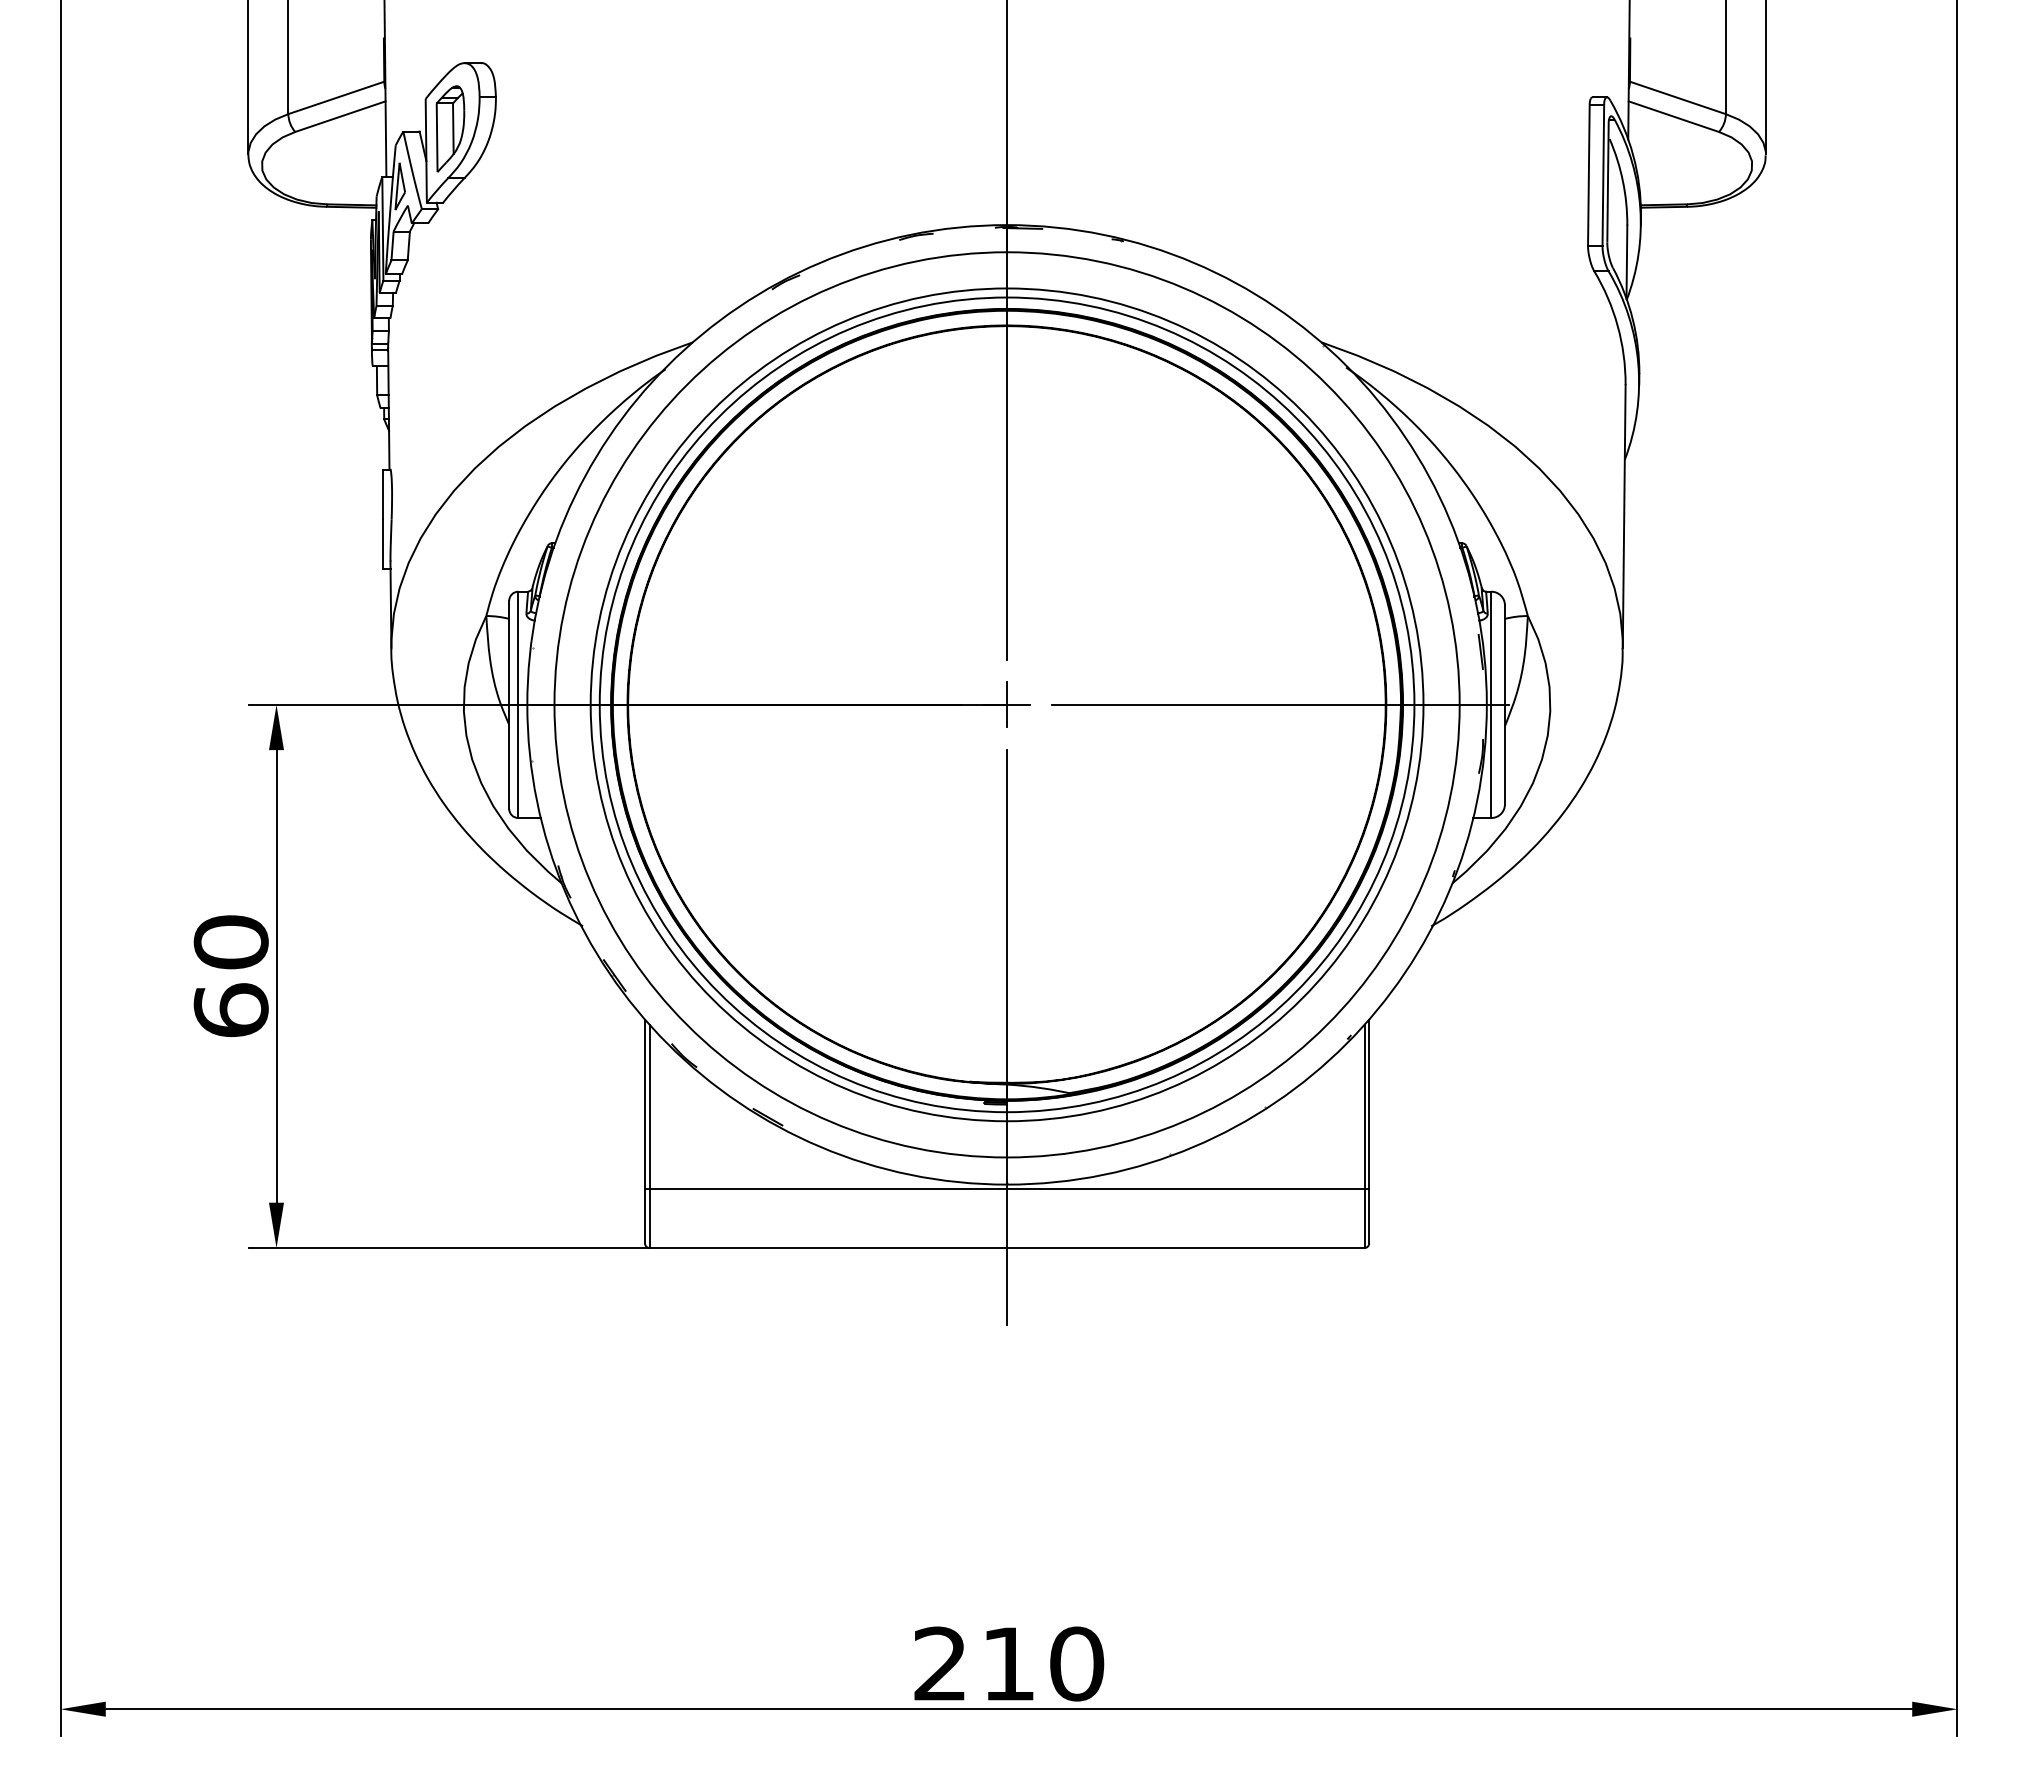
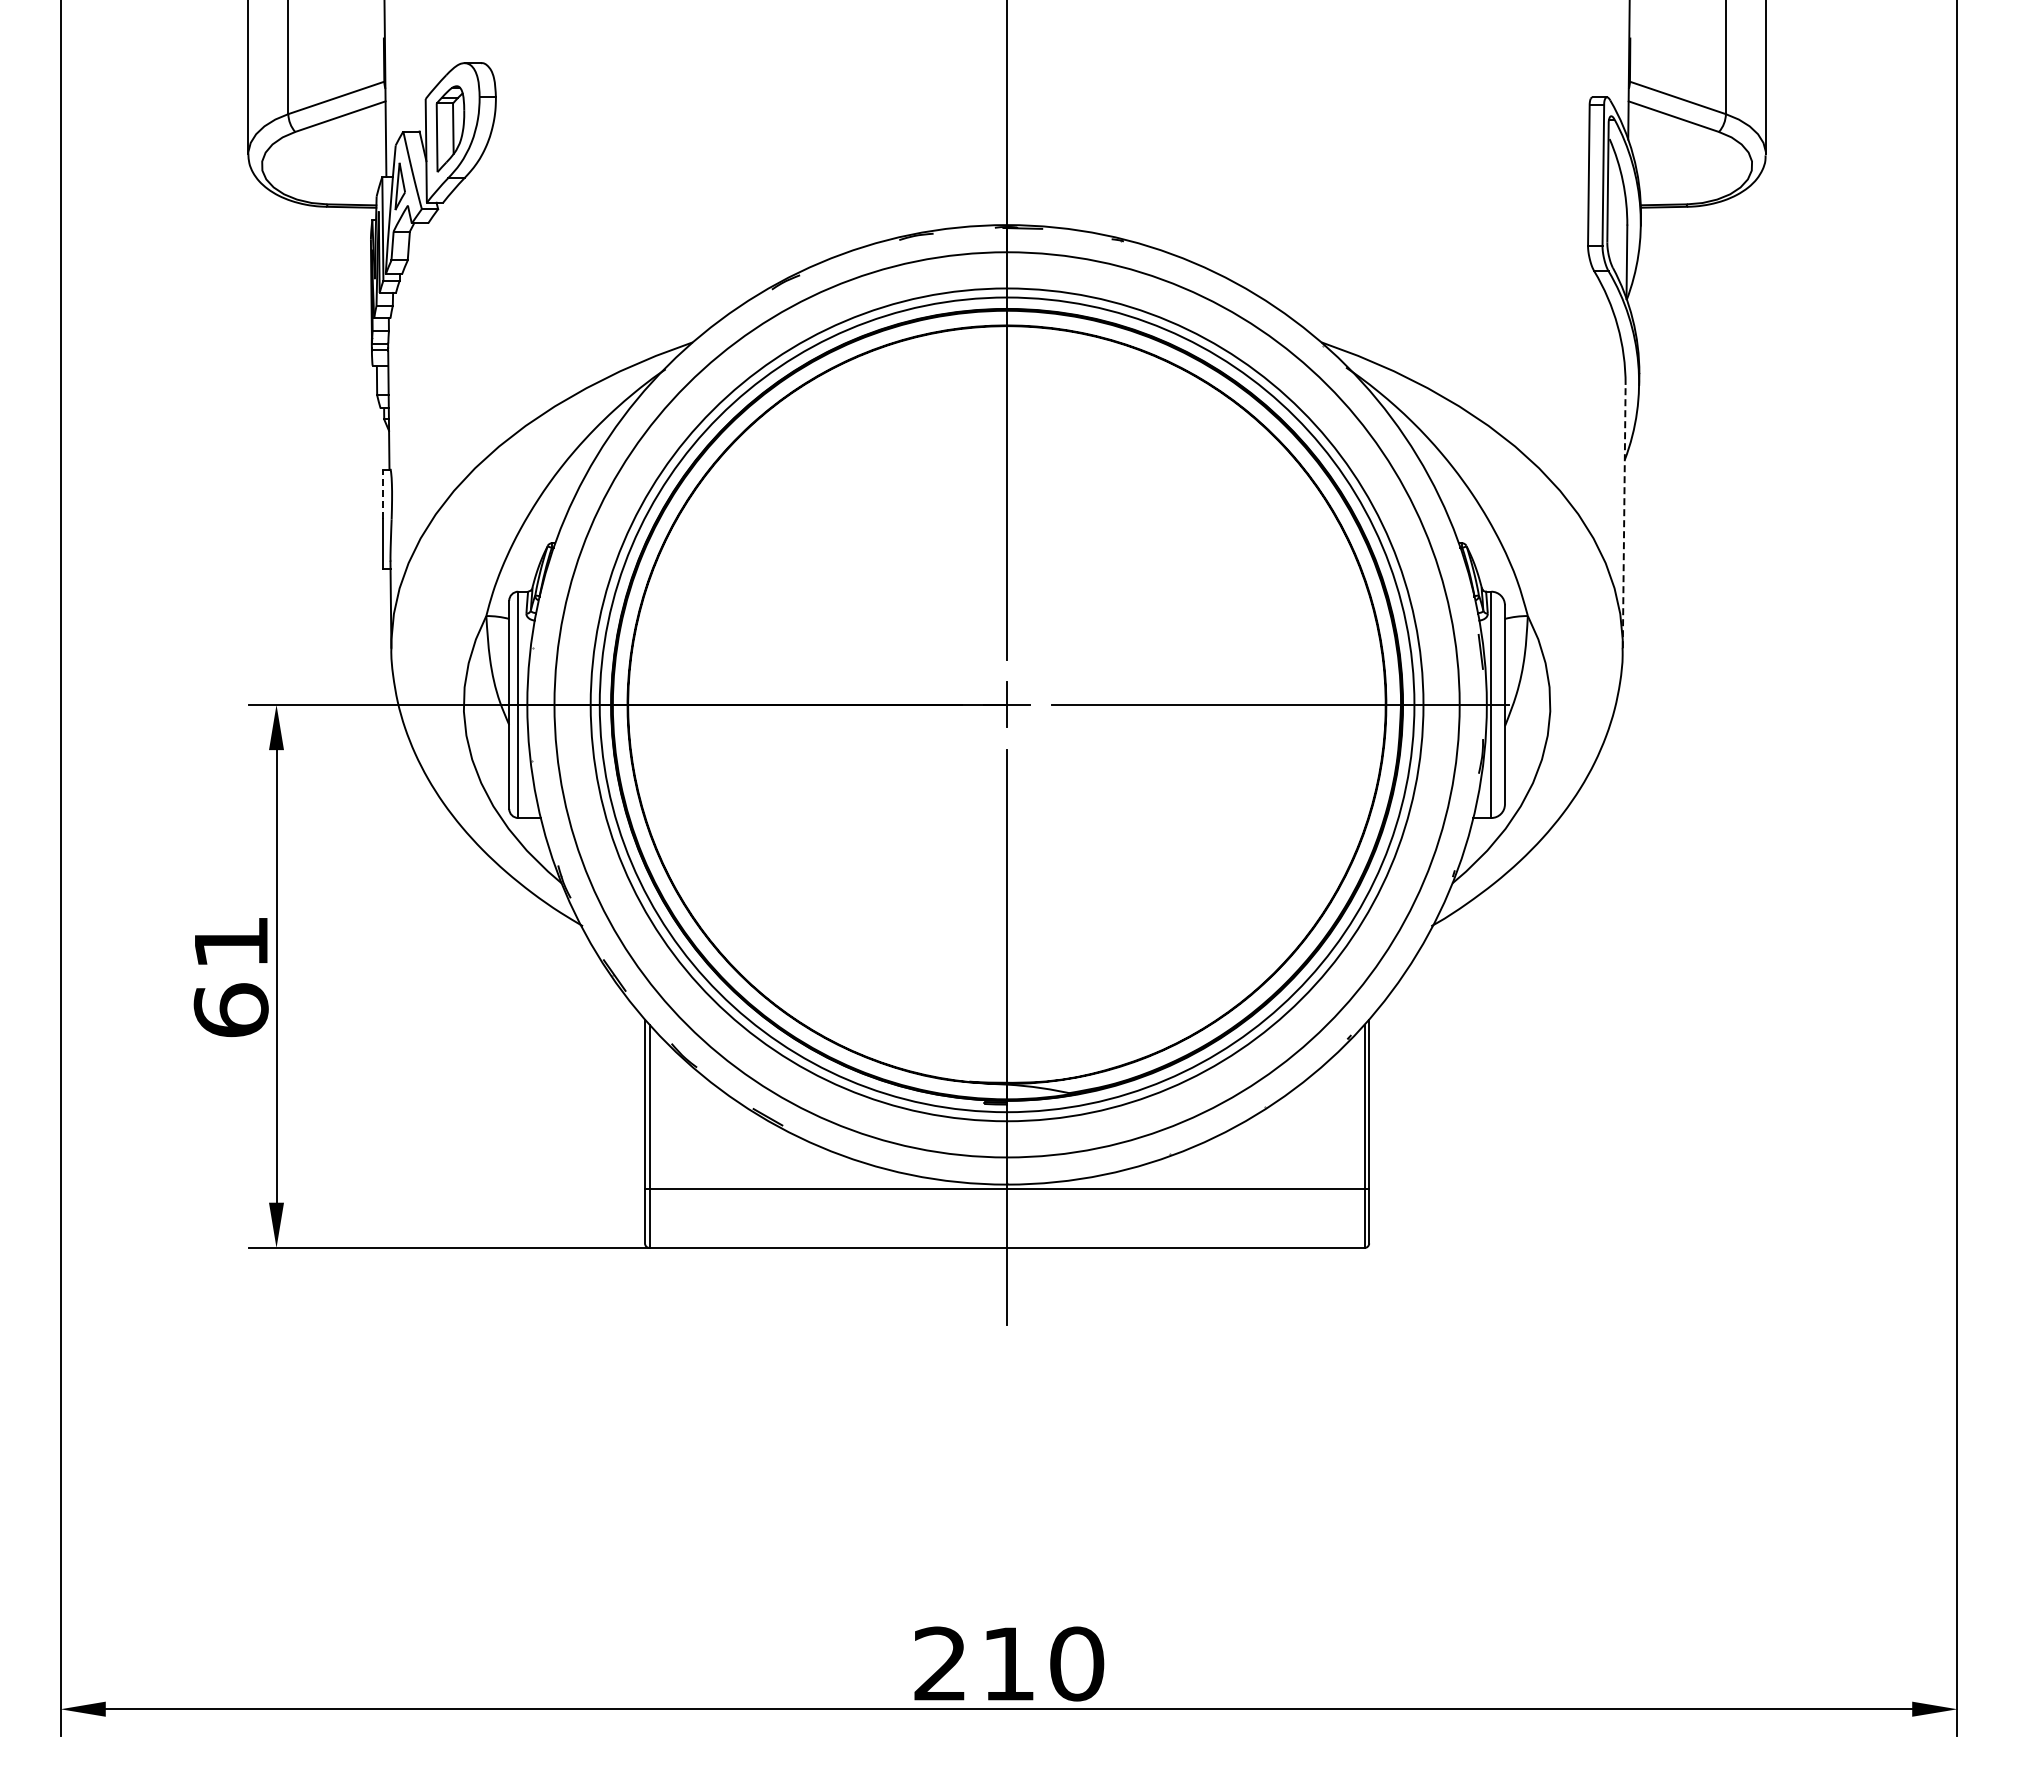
line: solid -> dashed (382, 494)
line: solid -> dashed (1624, 516)
text: 60 -> 61 (230, 942)
